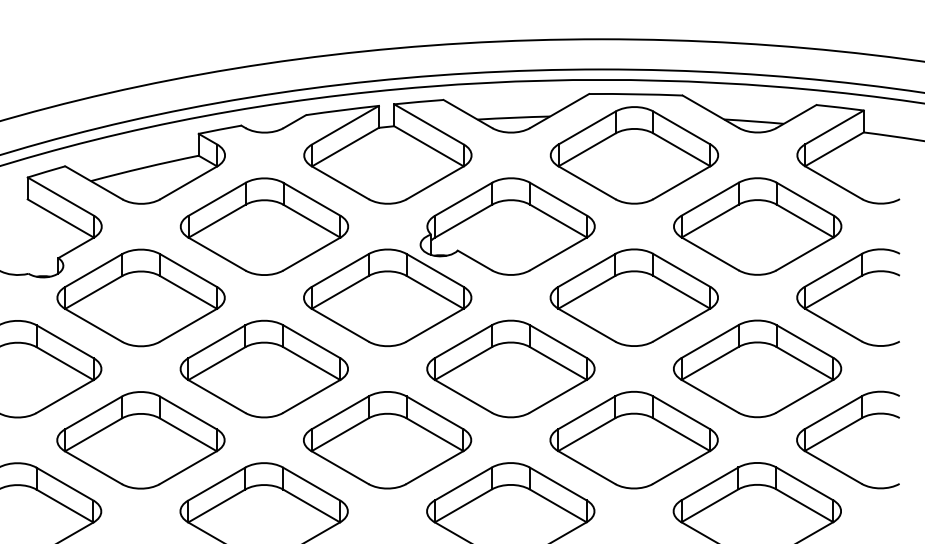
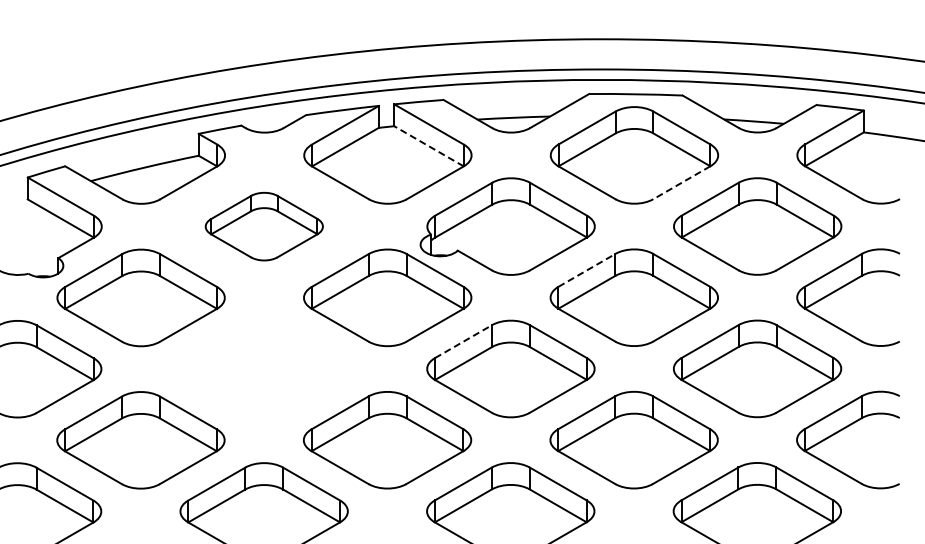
line: solid -> dashed (428, 146)
line: solid -> dashed (681, 182)
part size: 170x99 px -> 120x70 px (263, 226)
line: solid -> dashed (586, 270)
line: solid -> dashed (463, 341)
part: present -> none (263, 368)
